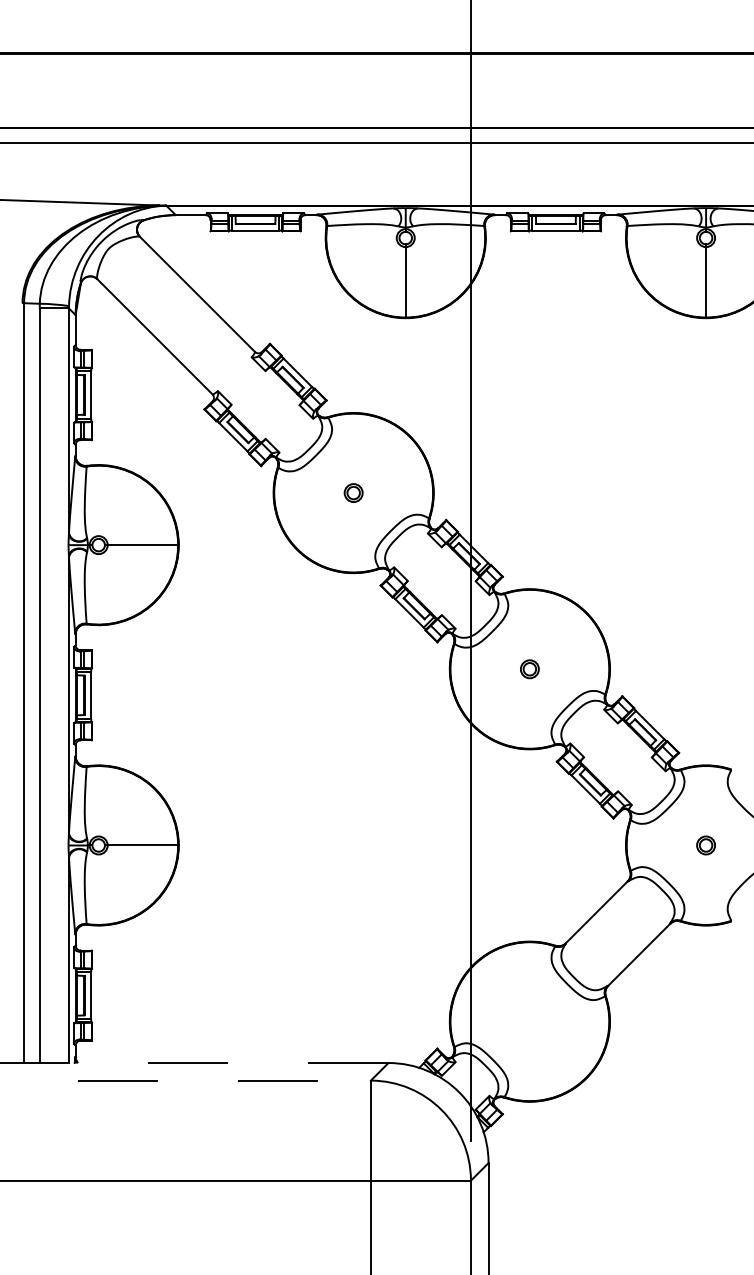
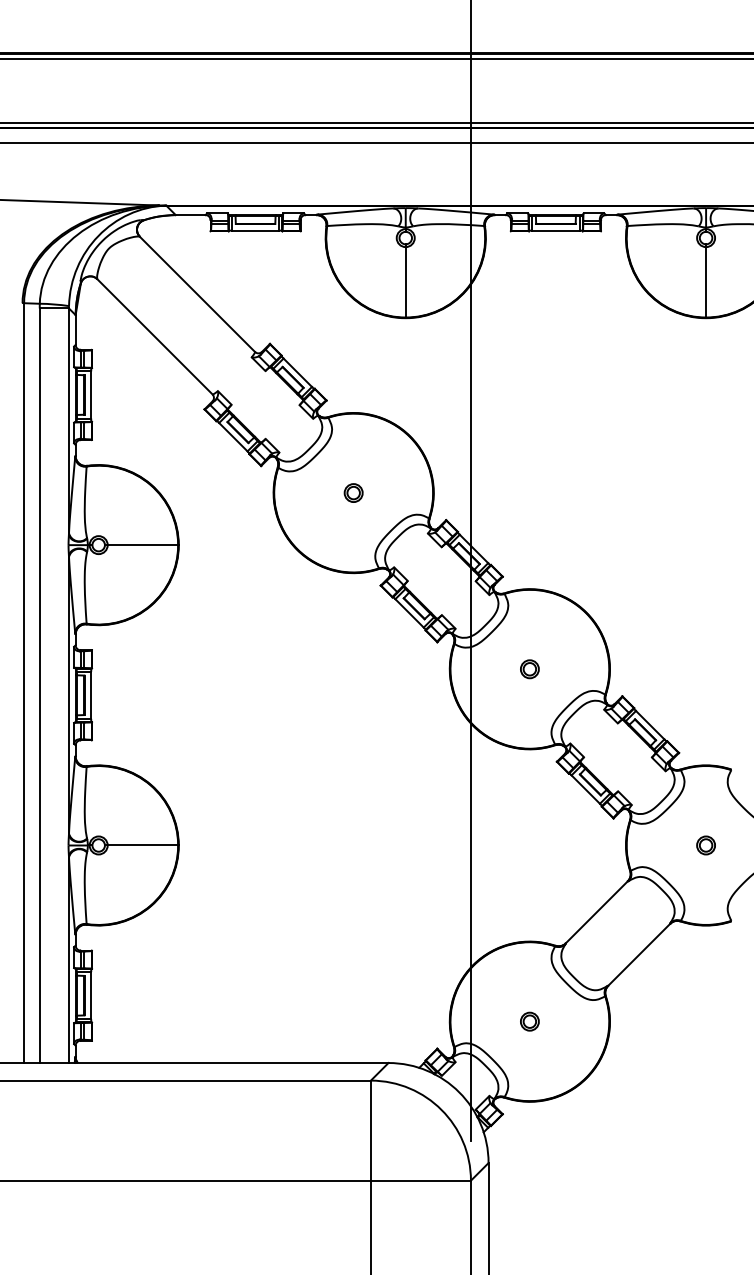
line: none -> present (376, 58)
line: none -> present (376, 122)
part: none -> present (529, 1021)
line: dashed -> solid (194, 1063)
line: dashed -> solid (185, 1080)
